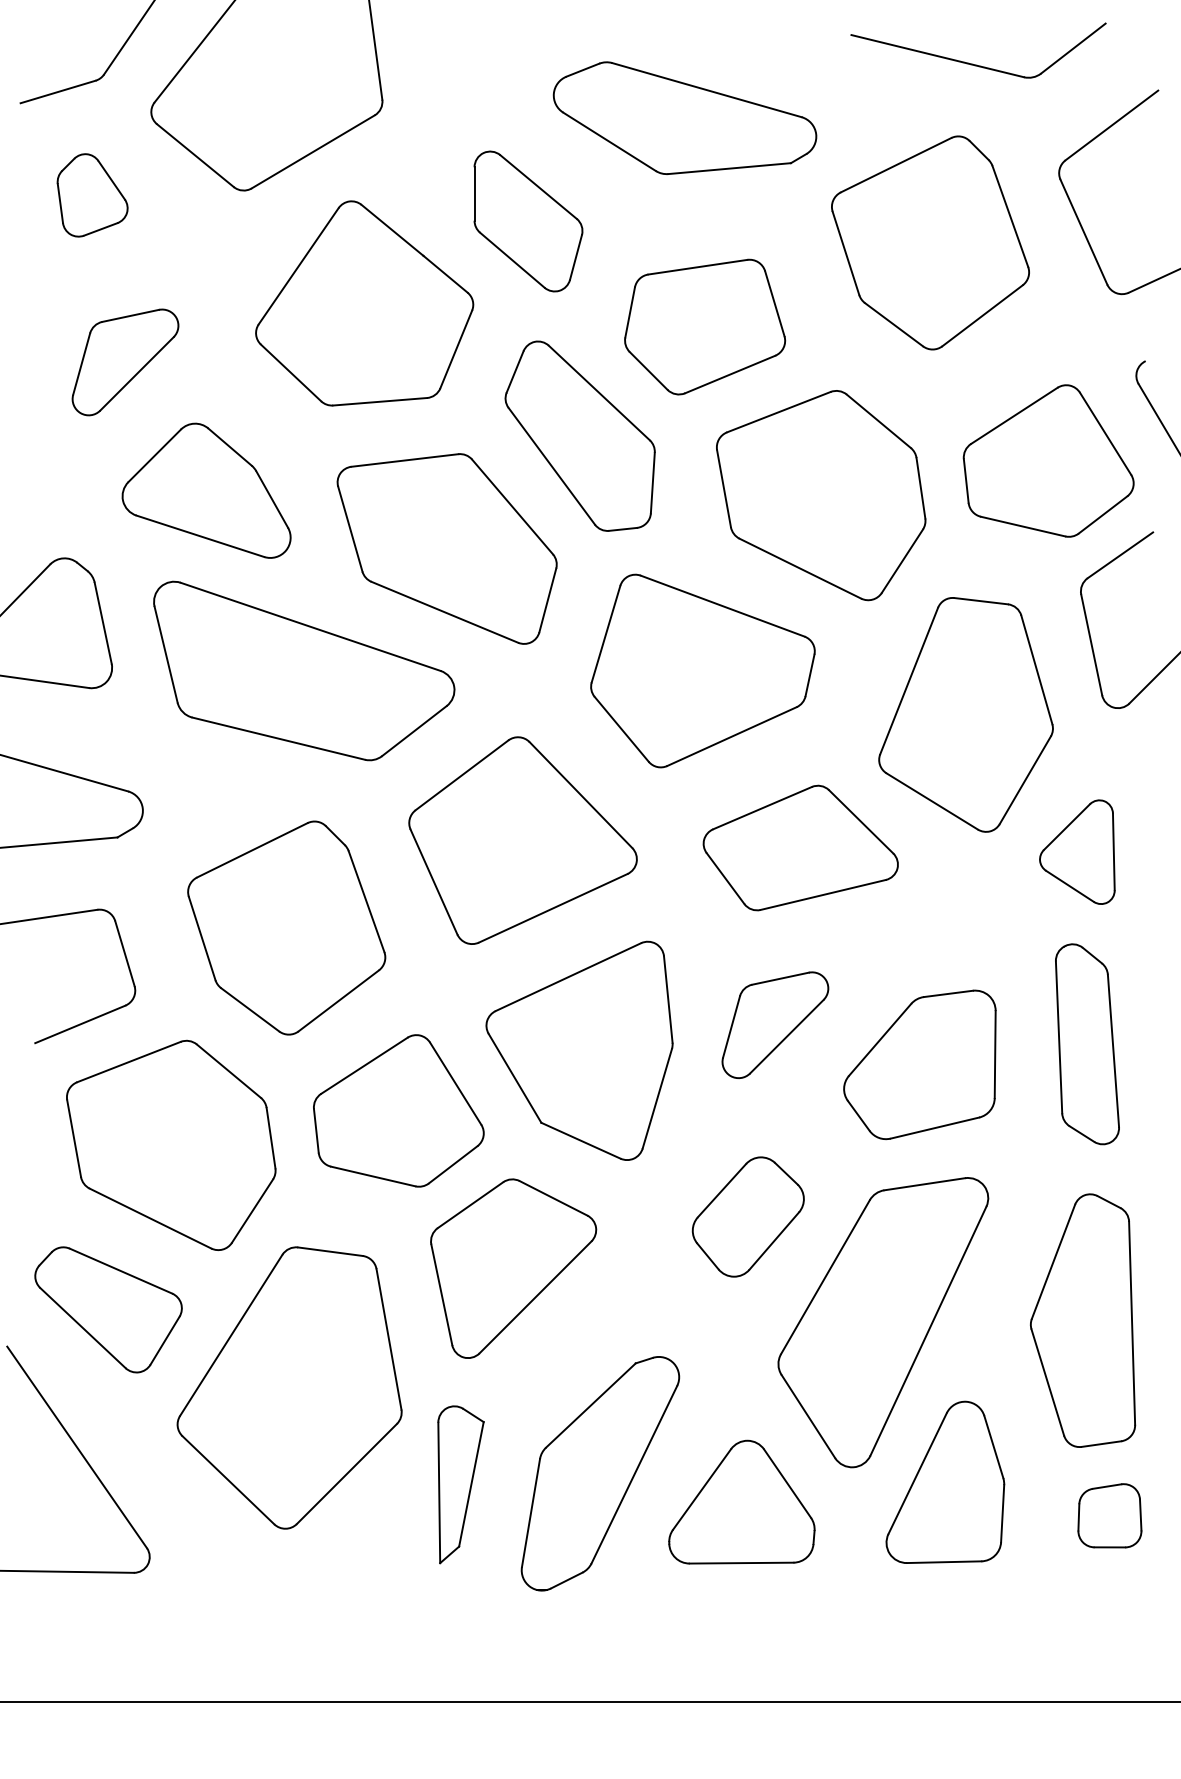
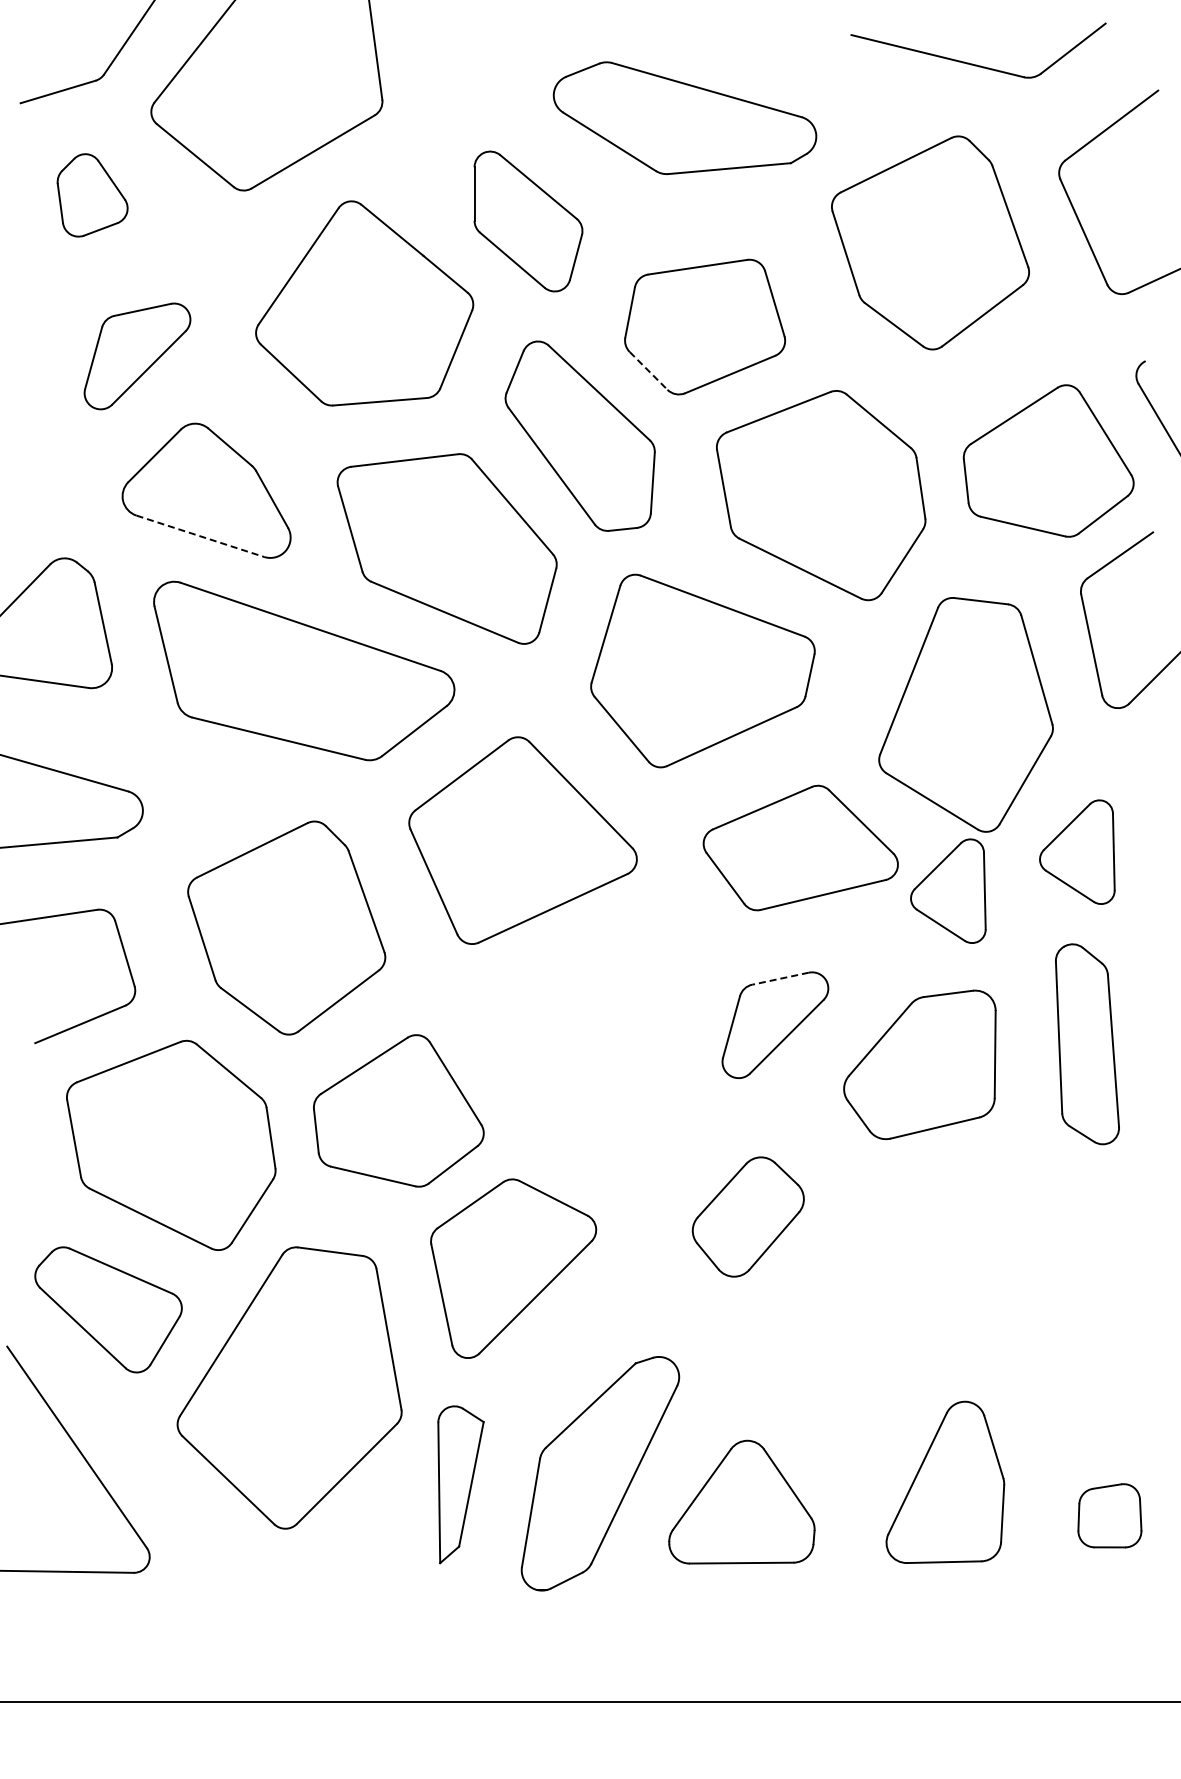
part position: (125, 362) -> (137, 356) (137, 356)
line: solid -> dashed (648, 370)
line: solid -> dashed (200, 536)
part: none -> present (948, 890)
line: solid -> dashed (780, 978)
part: present -> none (579, 1050)
part: present -> none (1083, 1320)
part: present -> none (883, 1322)
